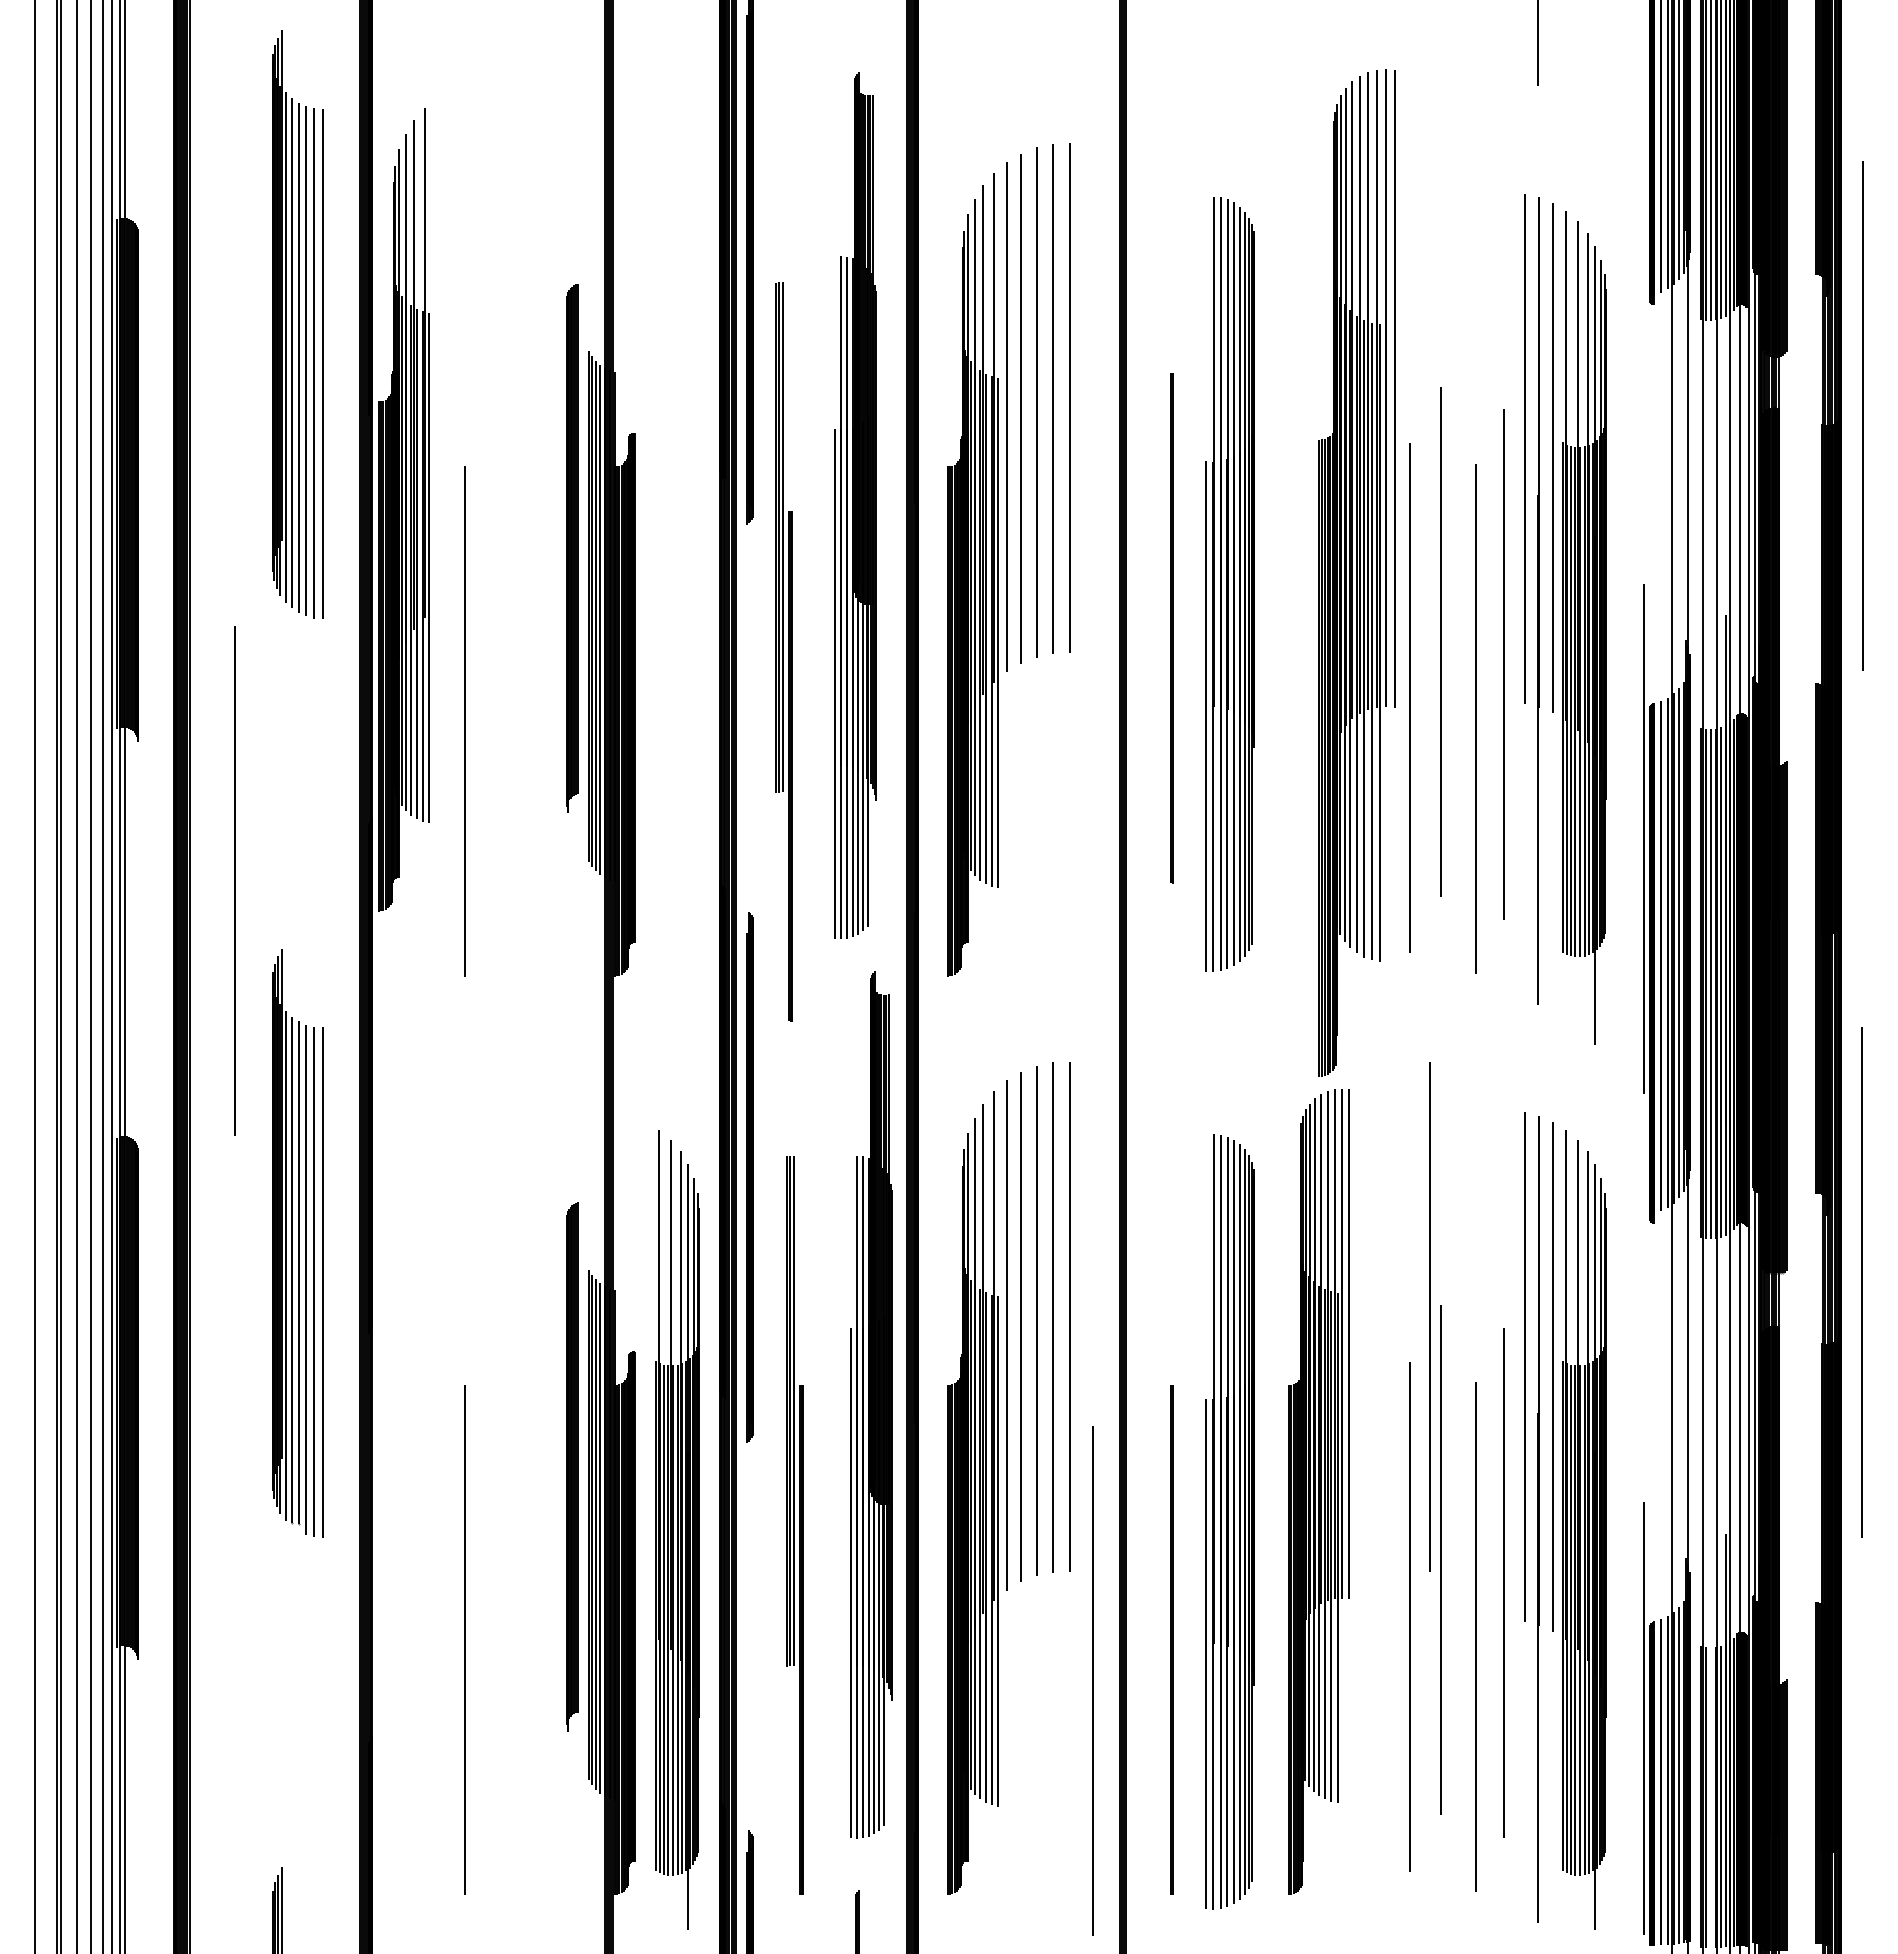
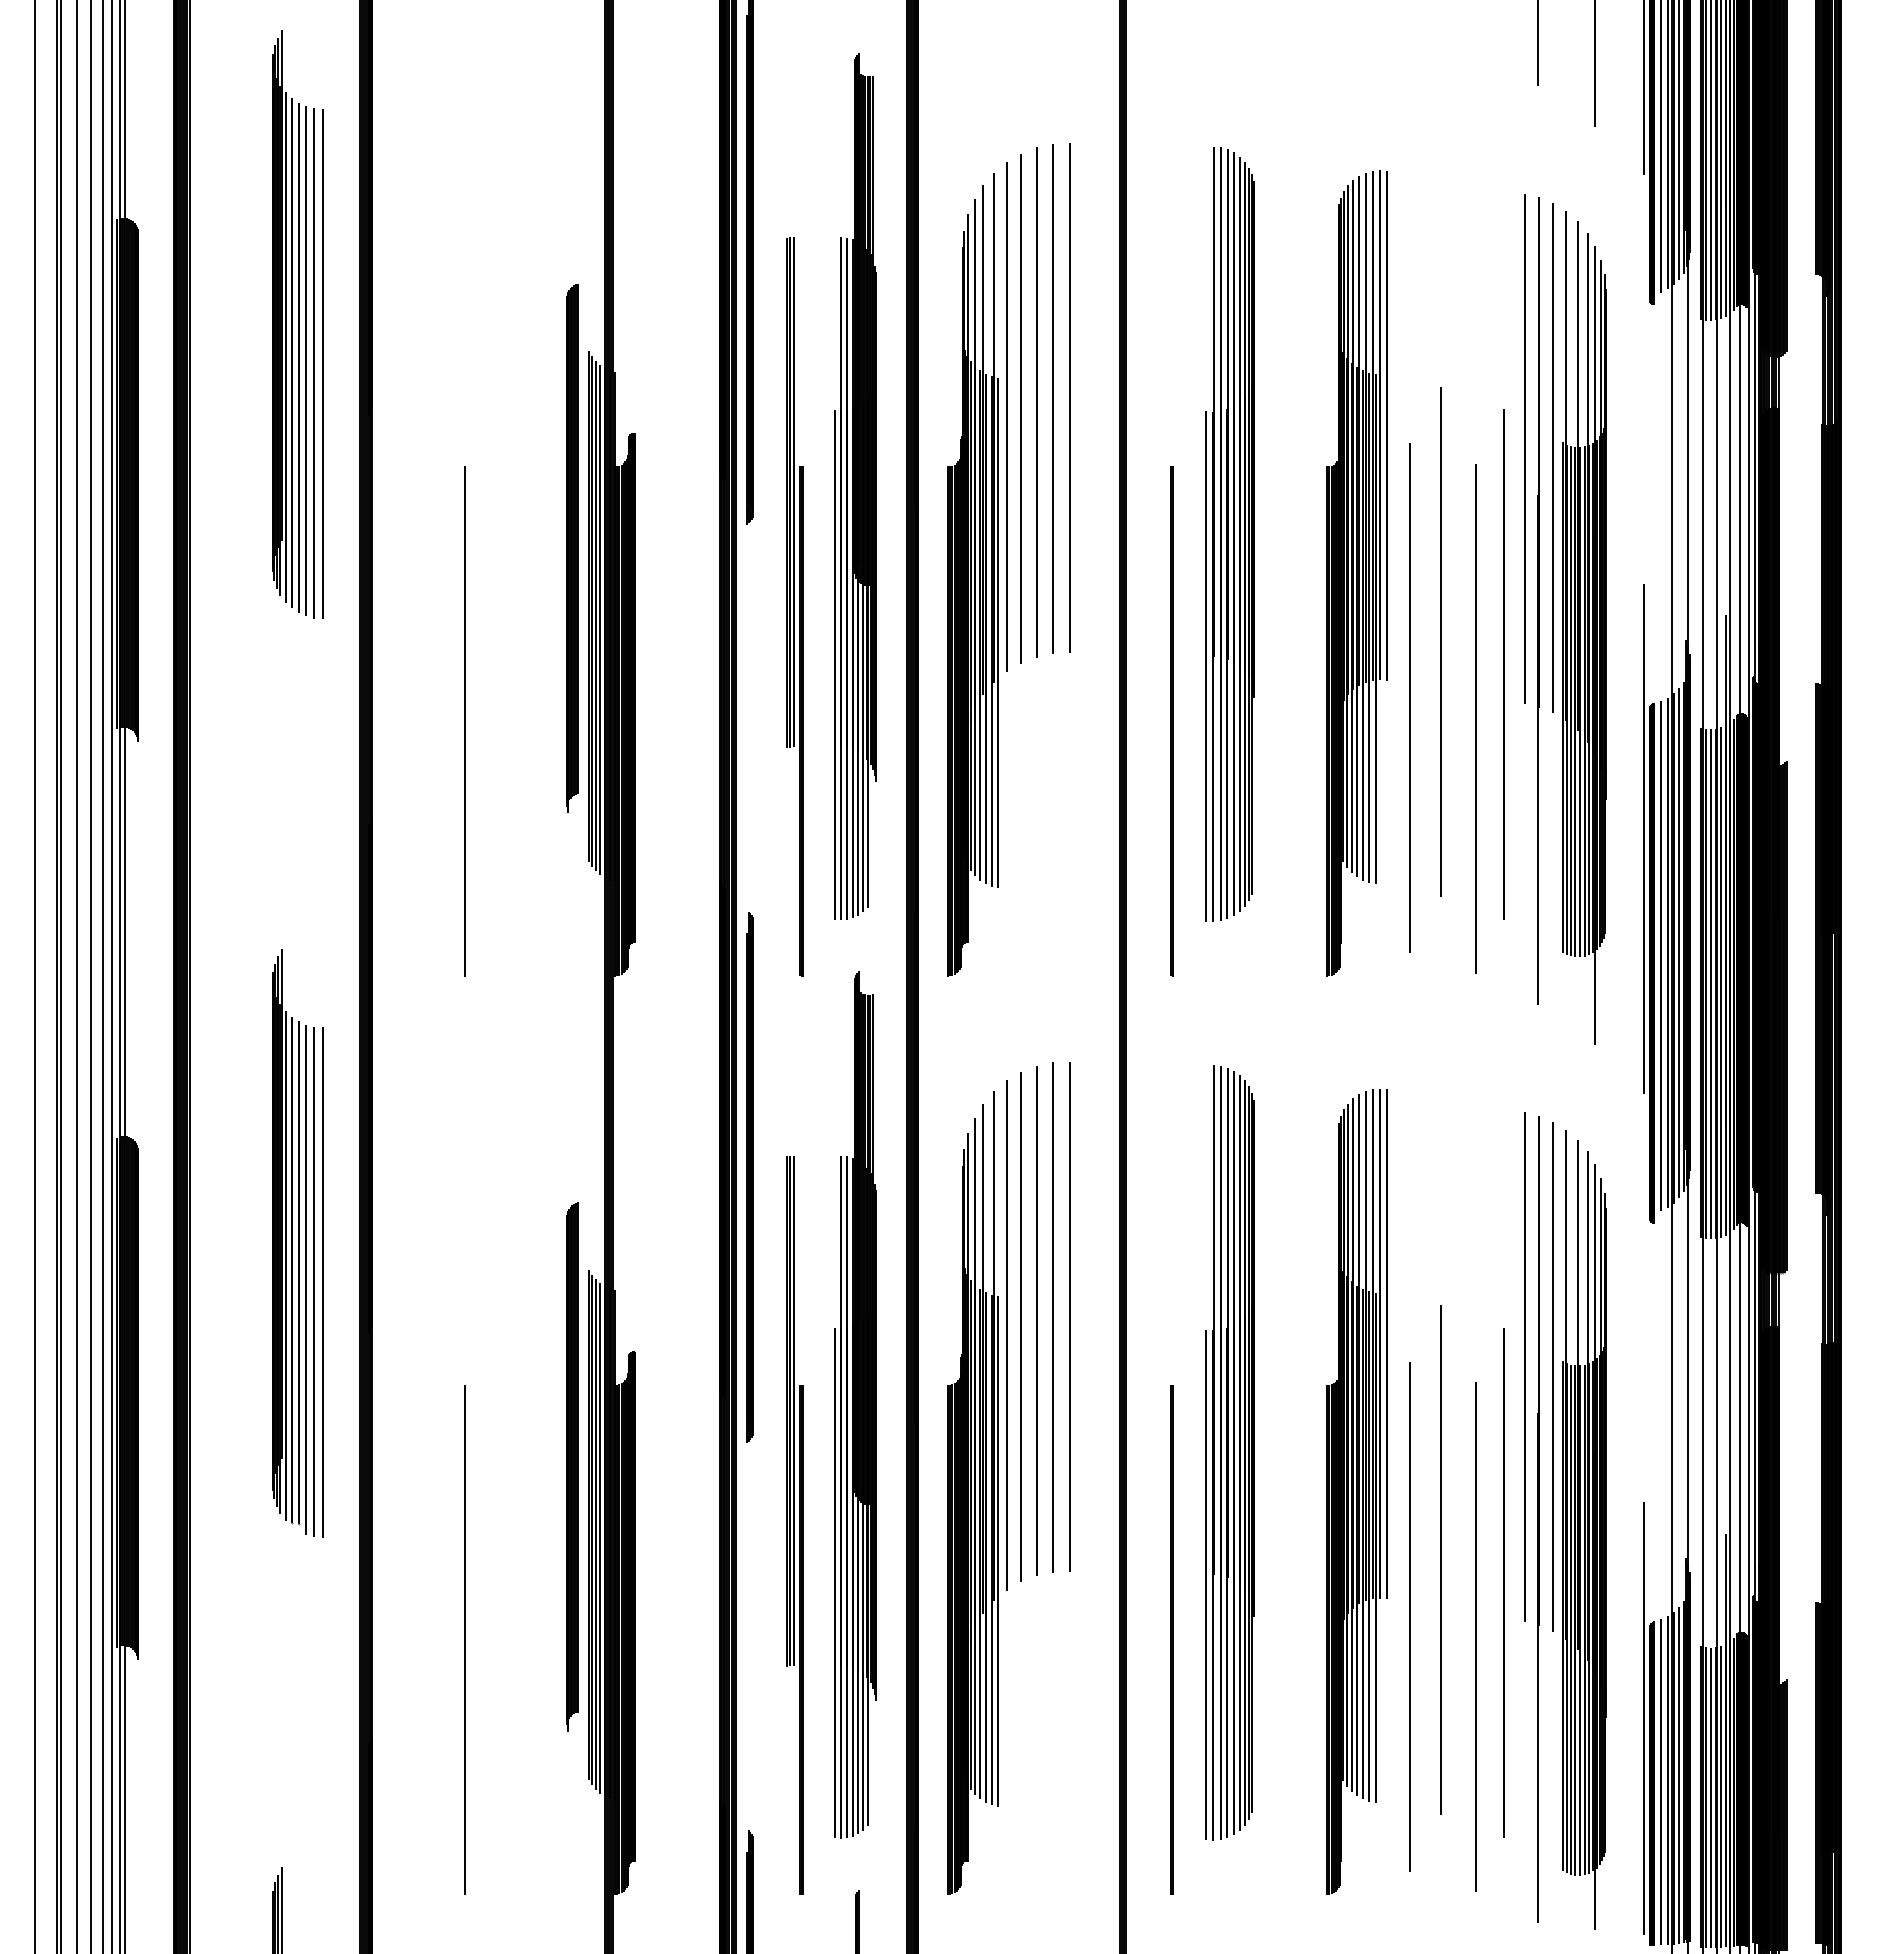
line: none -> present (1594, 64)
line: none -> present (1644, 88)
line: present -> none (1862, 415)
part position: (855, 505) -> (855, 486) (855, 486)
part: present -> none (403, 509)
part size: 78x1008 px -> 62x807 px (1356, 573)
part position: (1229, 584) -> (1229, 534) (1229, 534)
line position: (1171, 628) -> (1171, 721) (1171, 721)
part position: (783, 651) -> (794, 606) (794, 606)
line: present -> none (234, 880)
line: present -> none (1861, 1282)
line: present -> none (1429, 1316)
part position: (871, 1404) -> (855, 1404) (855, 1404)
part position: (1318, 1491) -> (1356, 1491) (1356, 1491)
part position: (1229, 1521) -> (1229, 1452) (1229, 1452)
part: present -> none (677, 1529)
line: present -> none (1092, 1680)
line: none -> present (1711, 1797)
